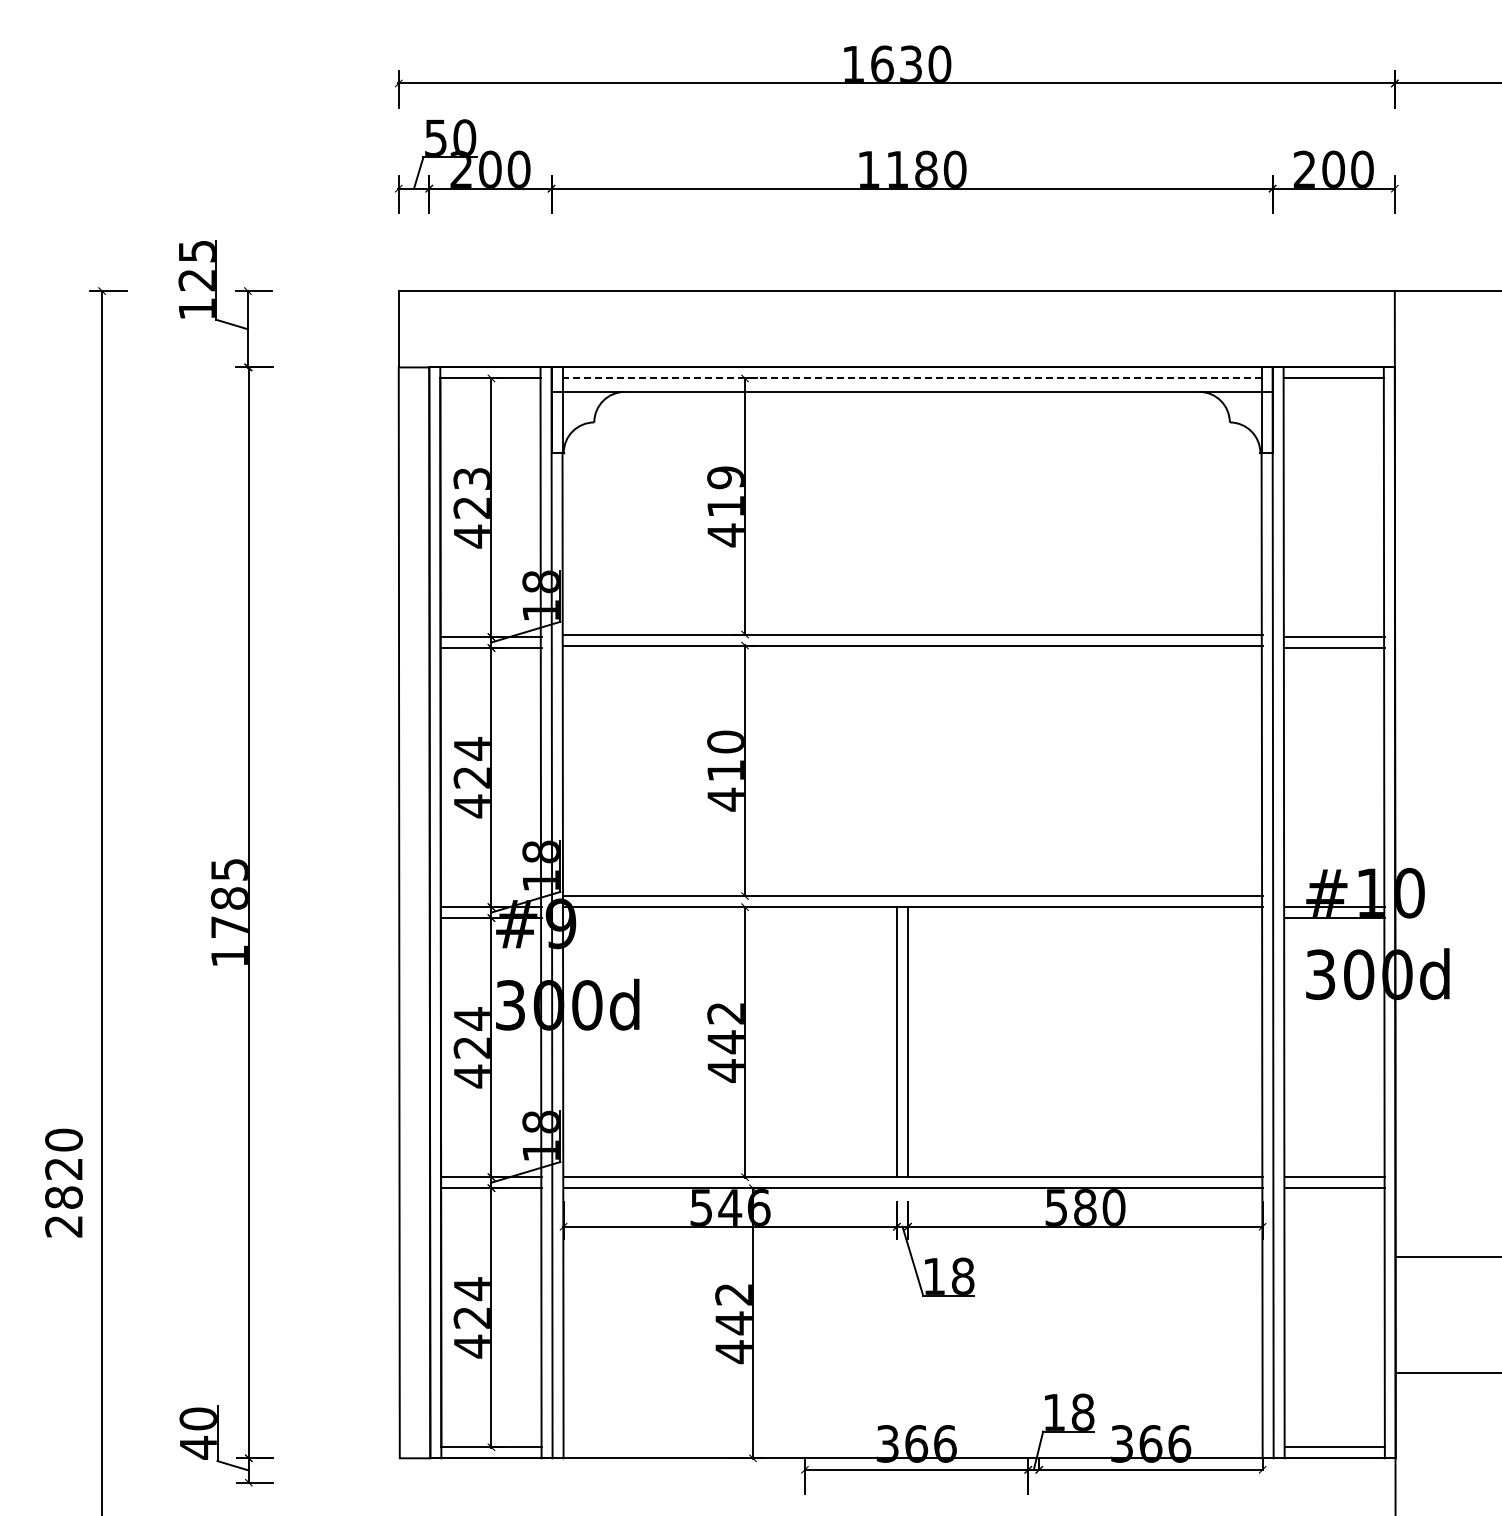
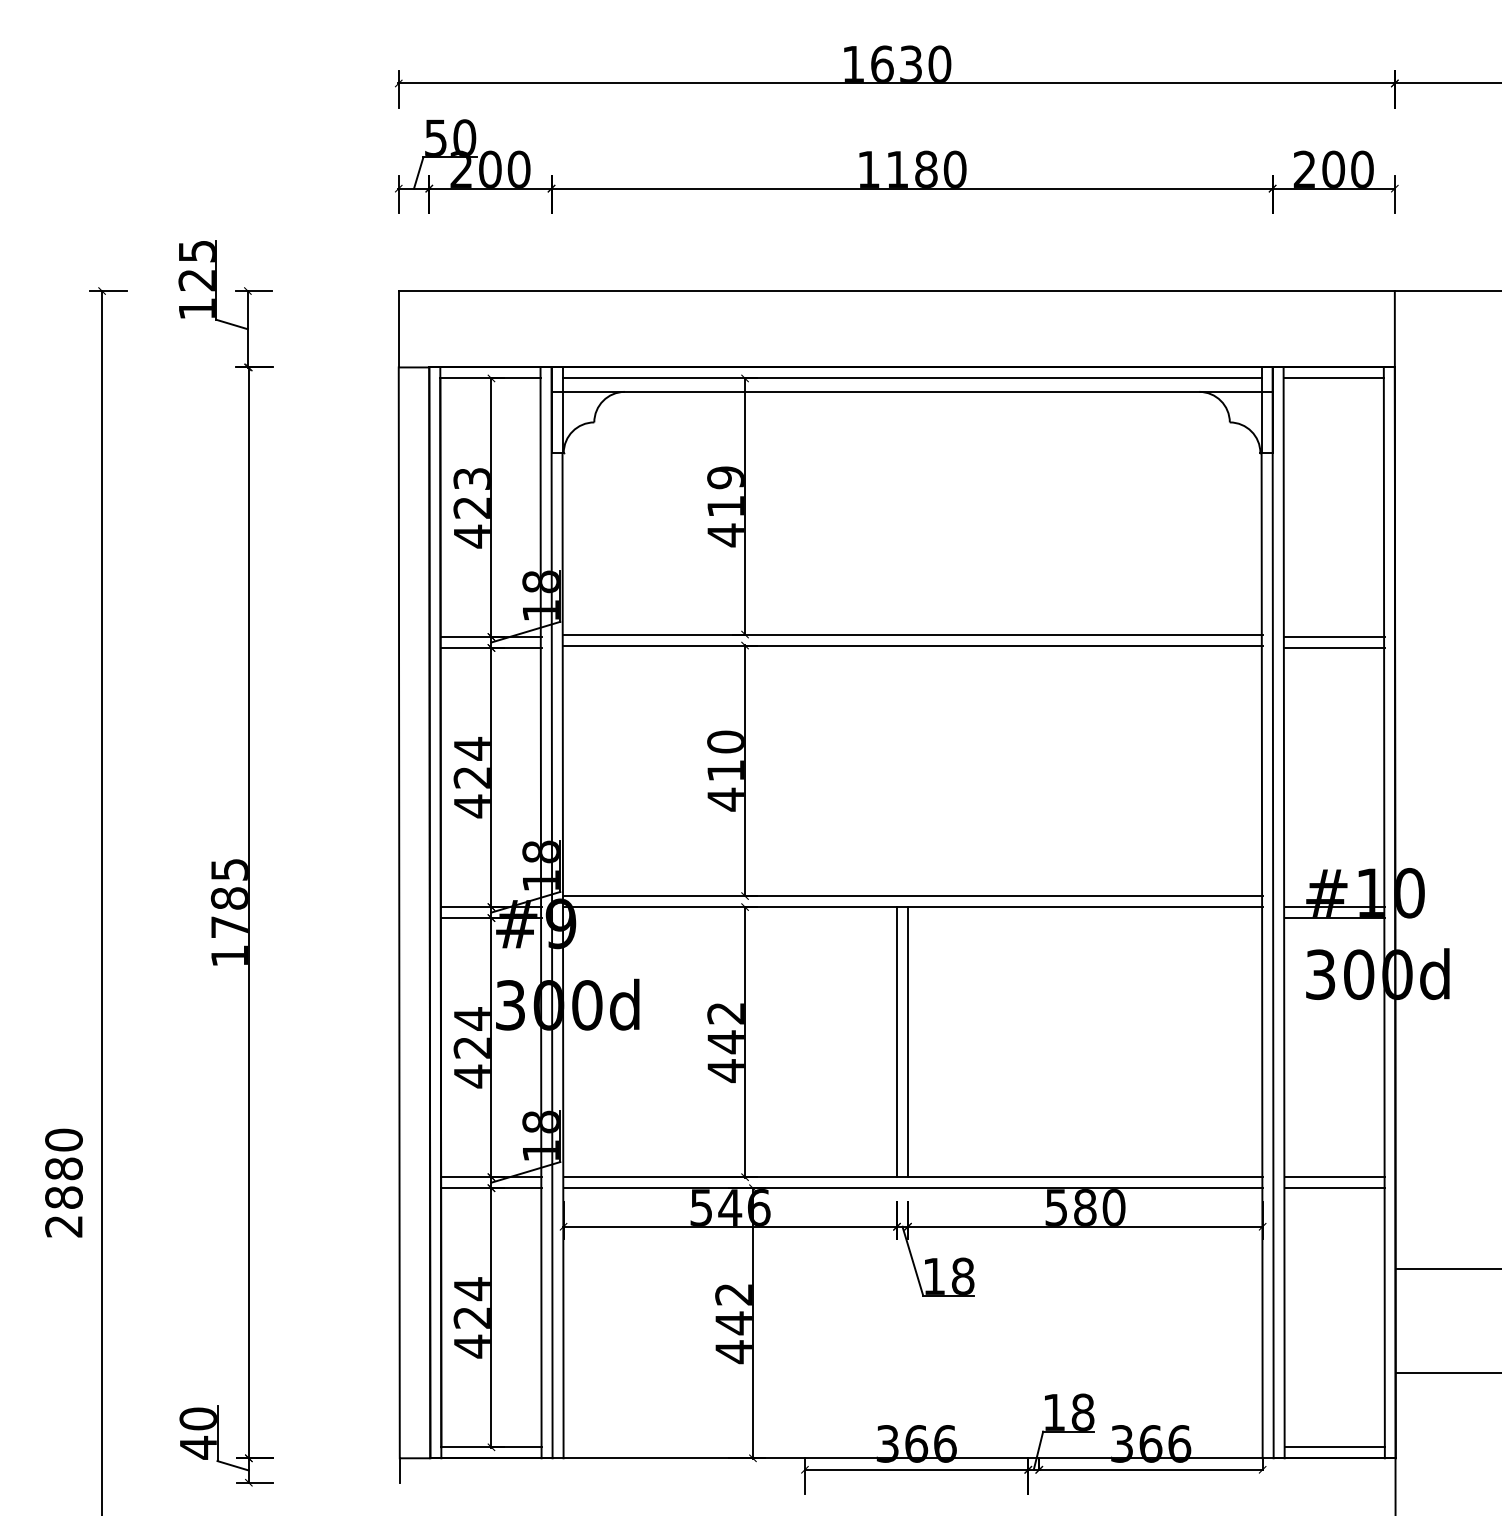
line: dashed -> solid (912, 378)
text: 2820 -> 2880 (63, 1168)
line position: (1446, 1256) -> (1446, 1268) (1446, 1268)
line: none -> present (399, 1470)
